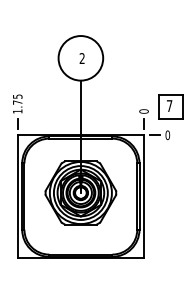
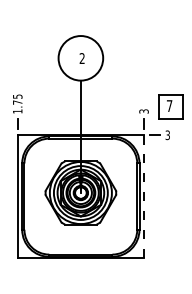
text: 0 -> 3 (143, 111)
text: 0 -> 3 (167, 134)
line: solid -> dashed (144, 196)
